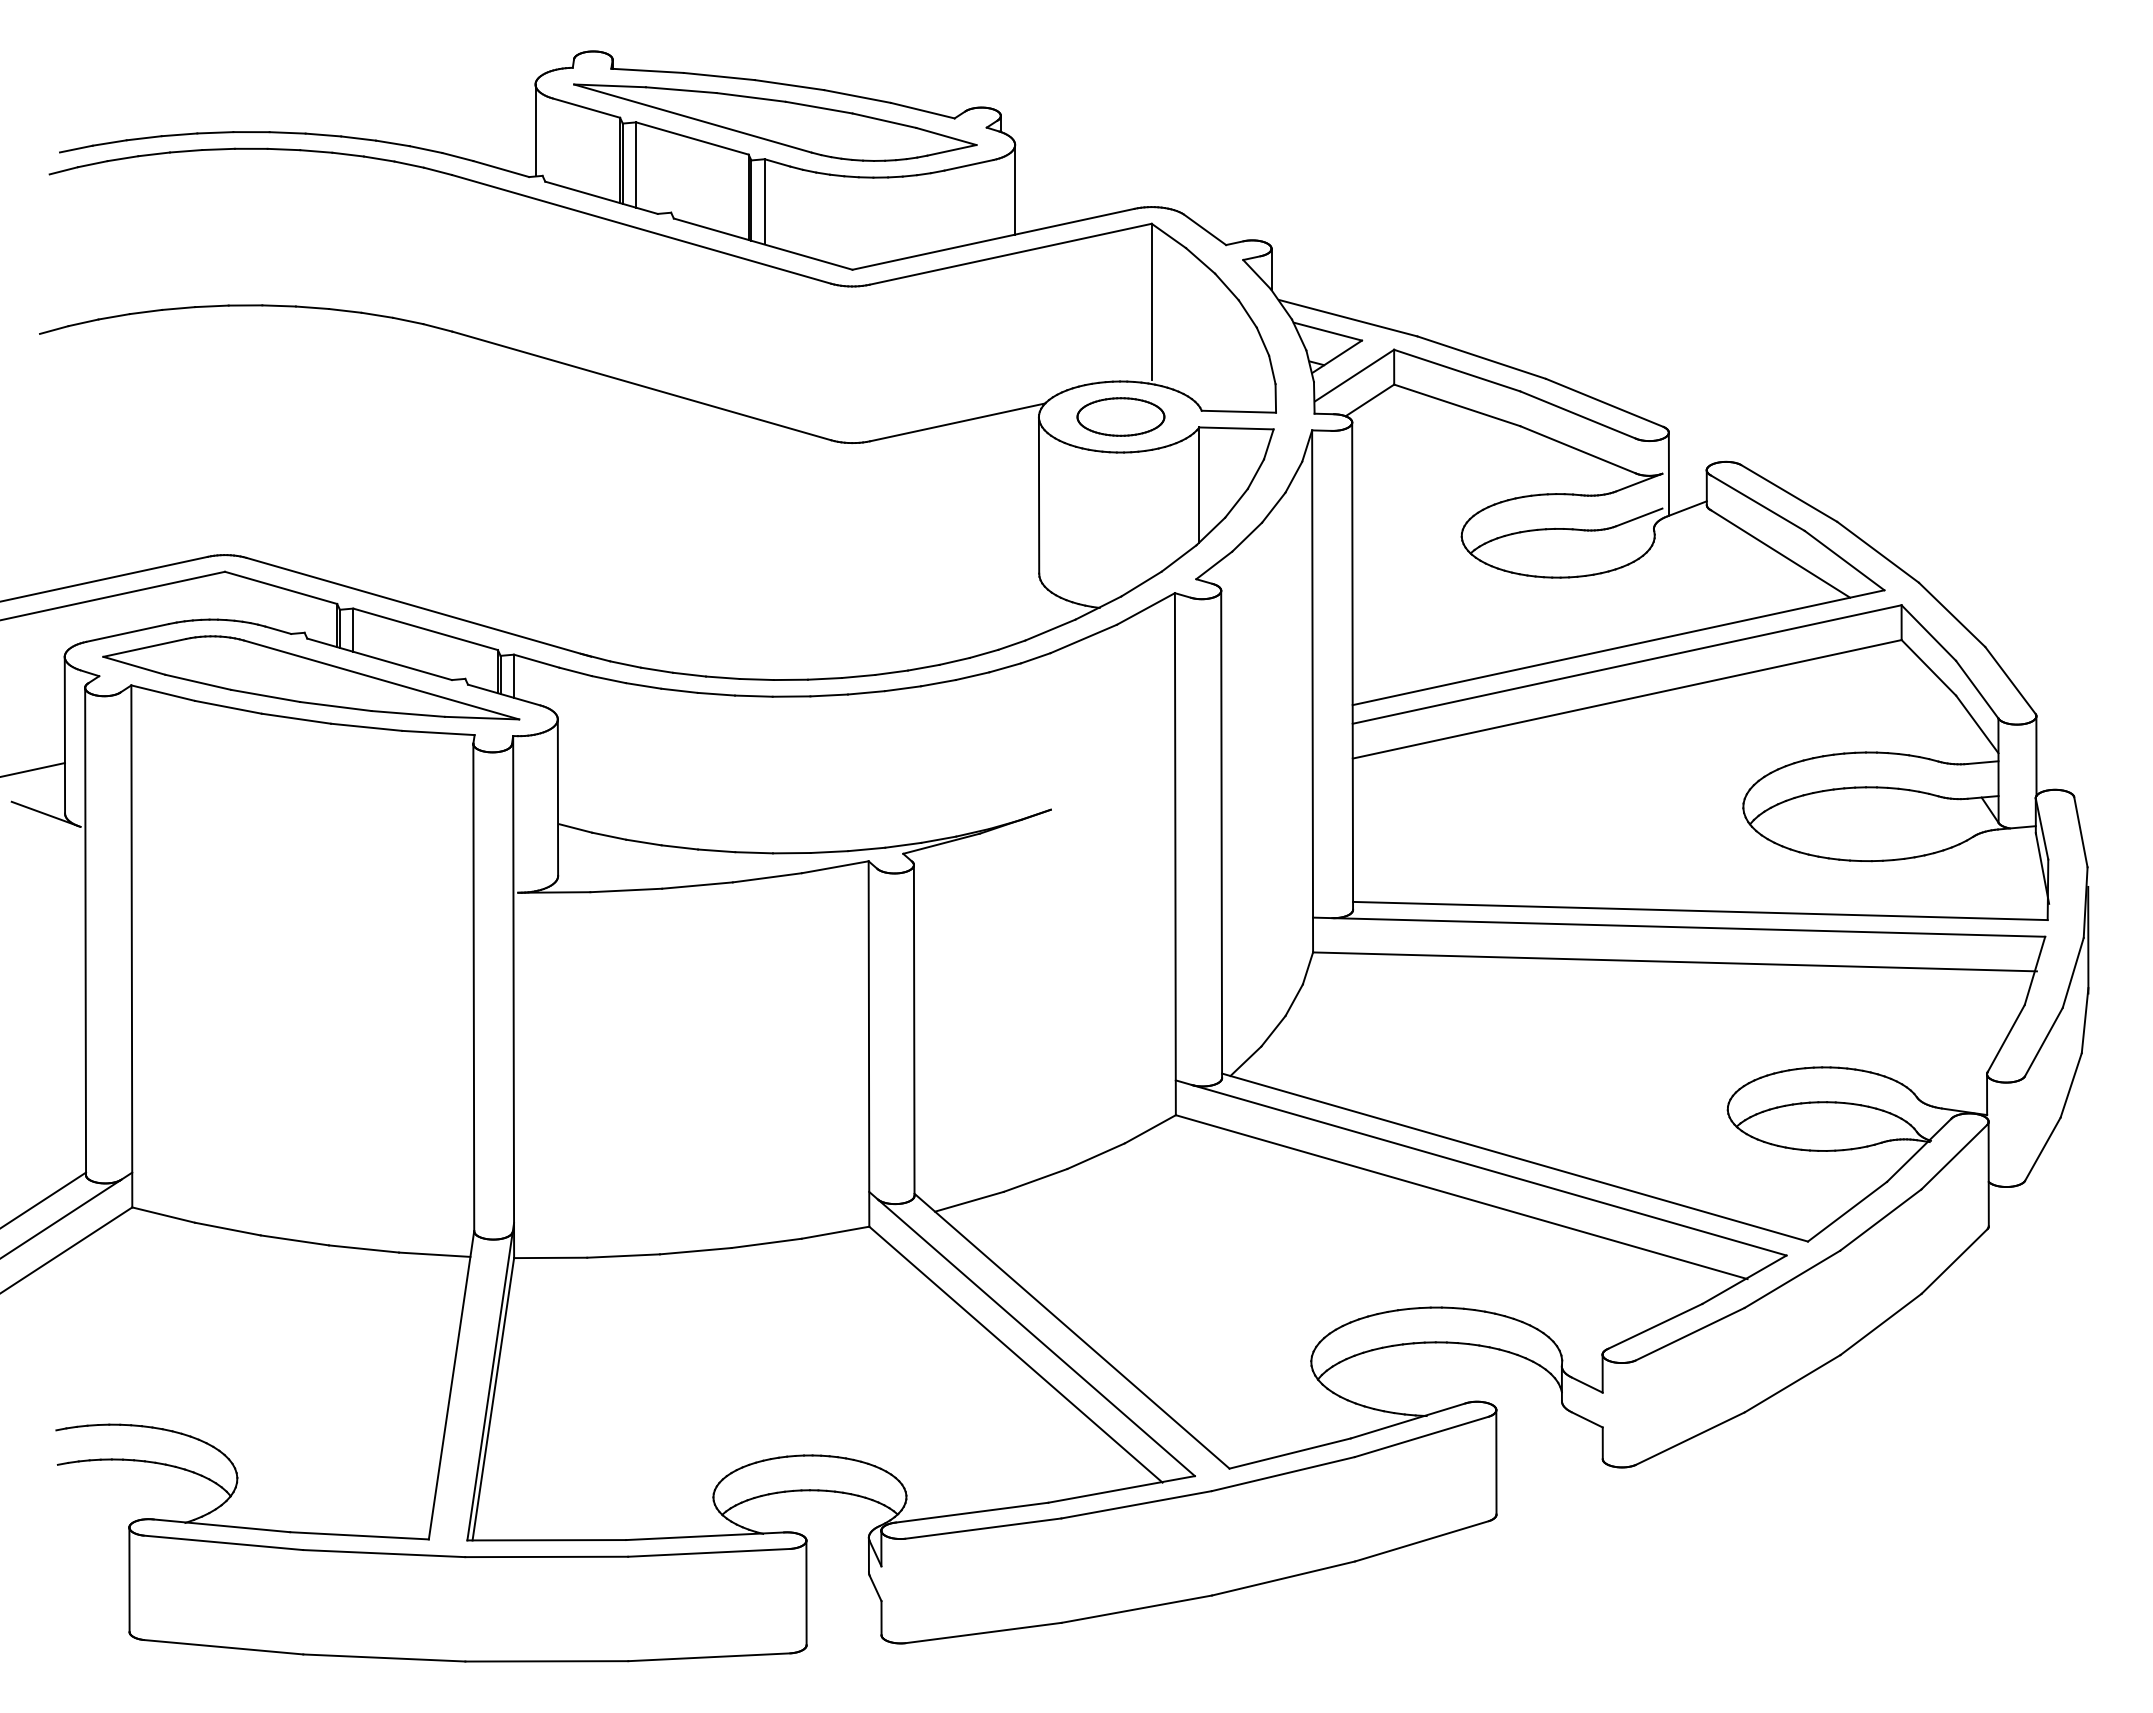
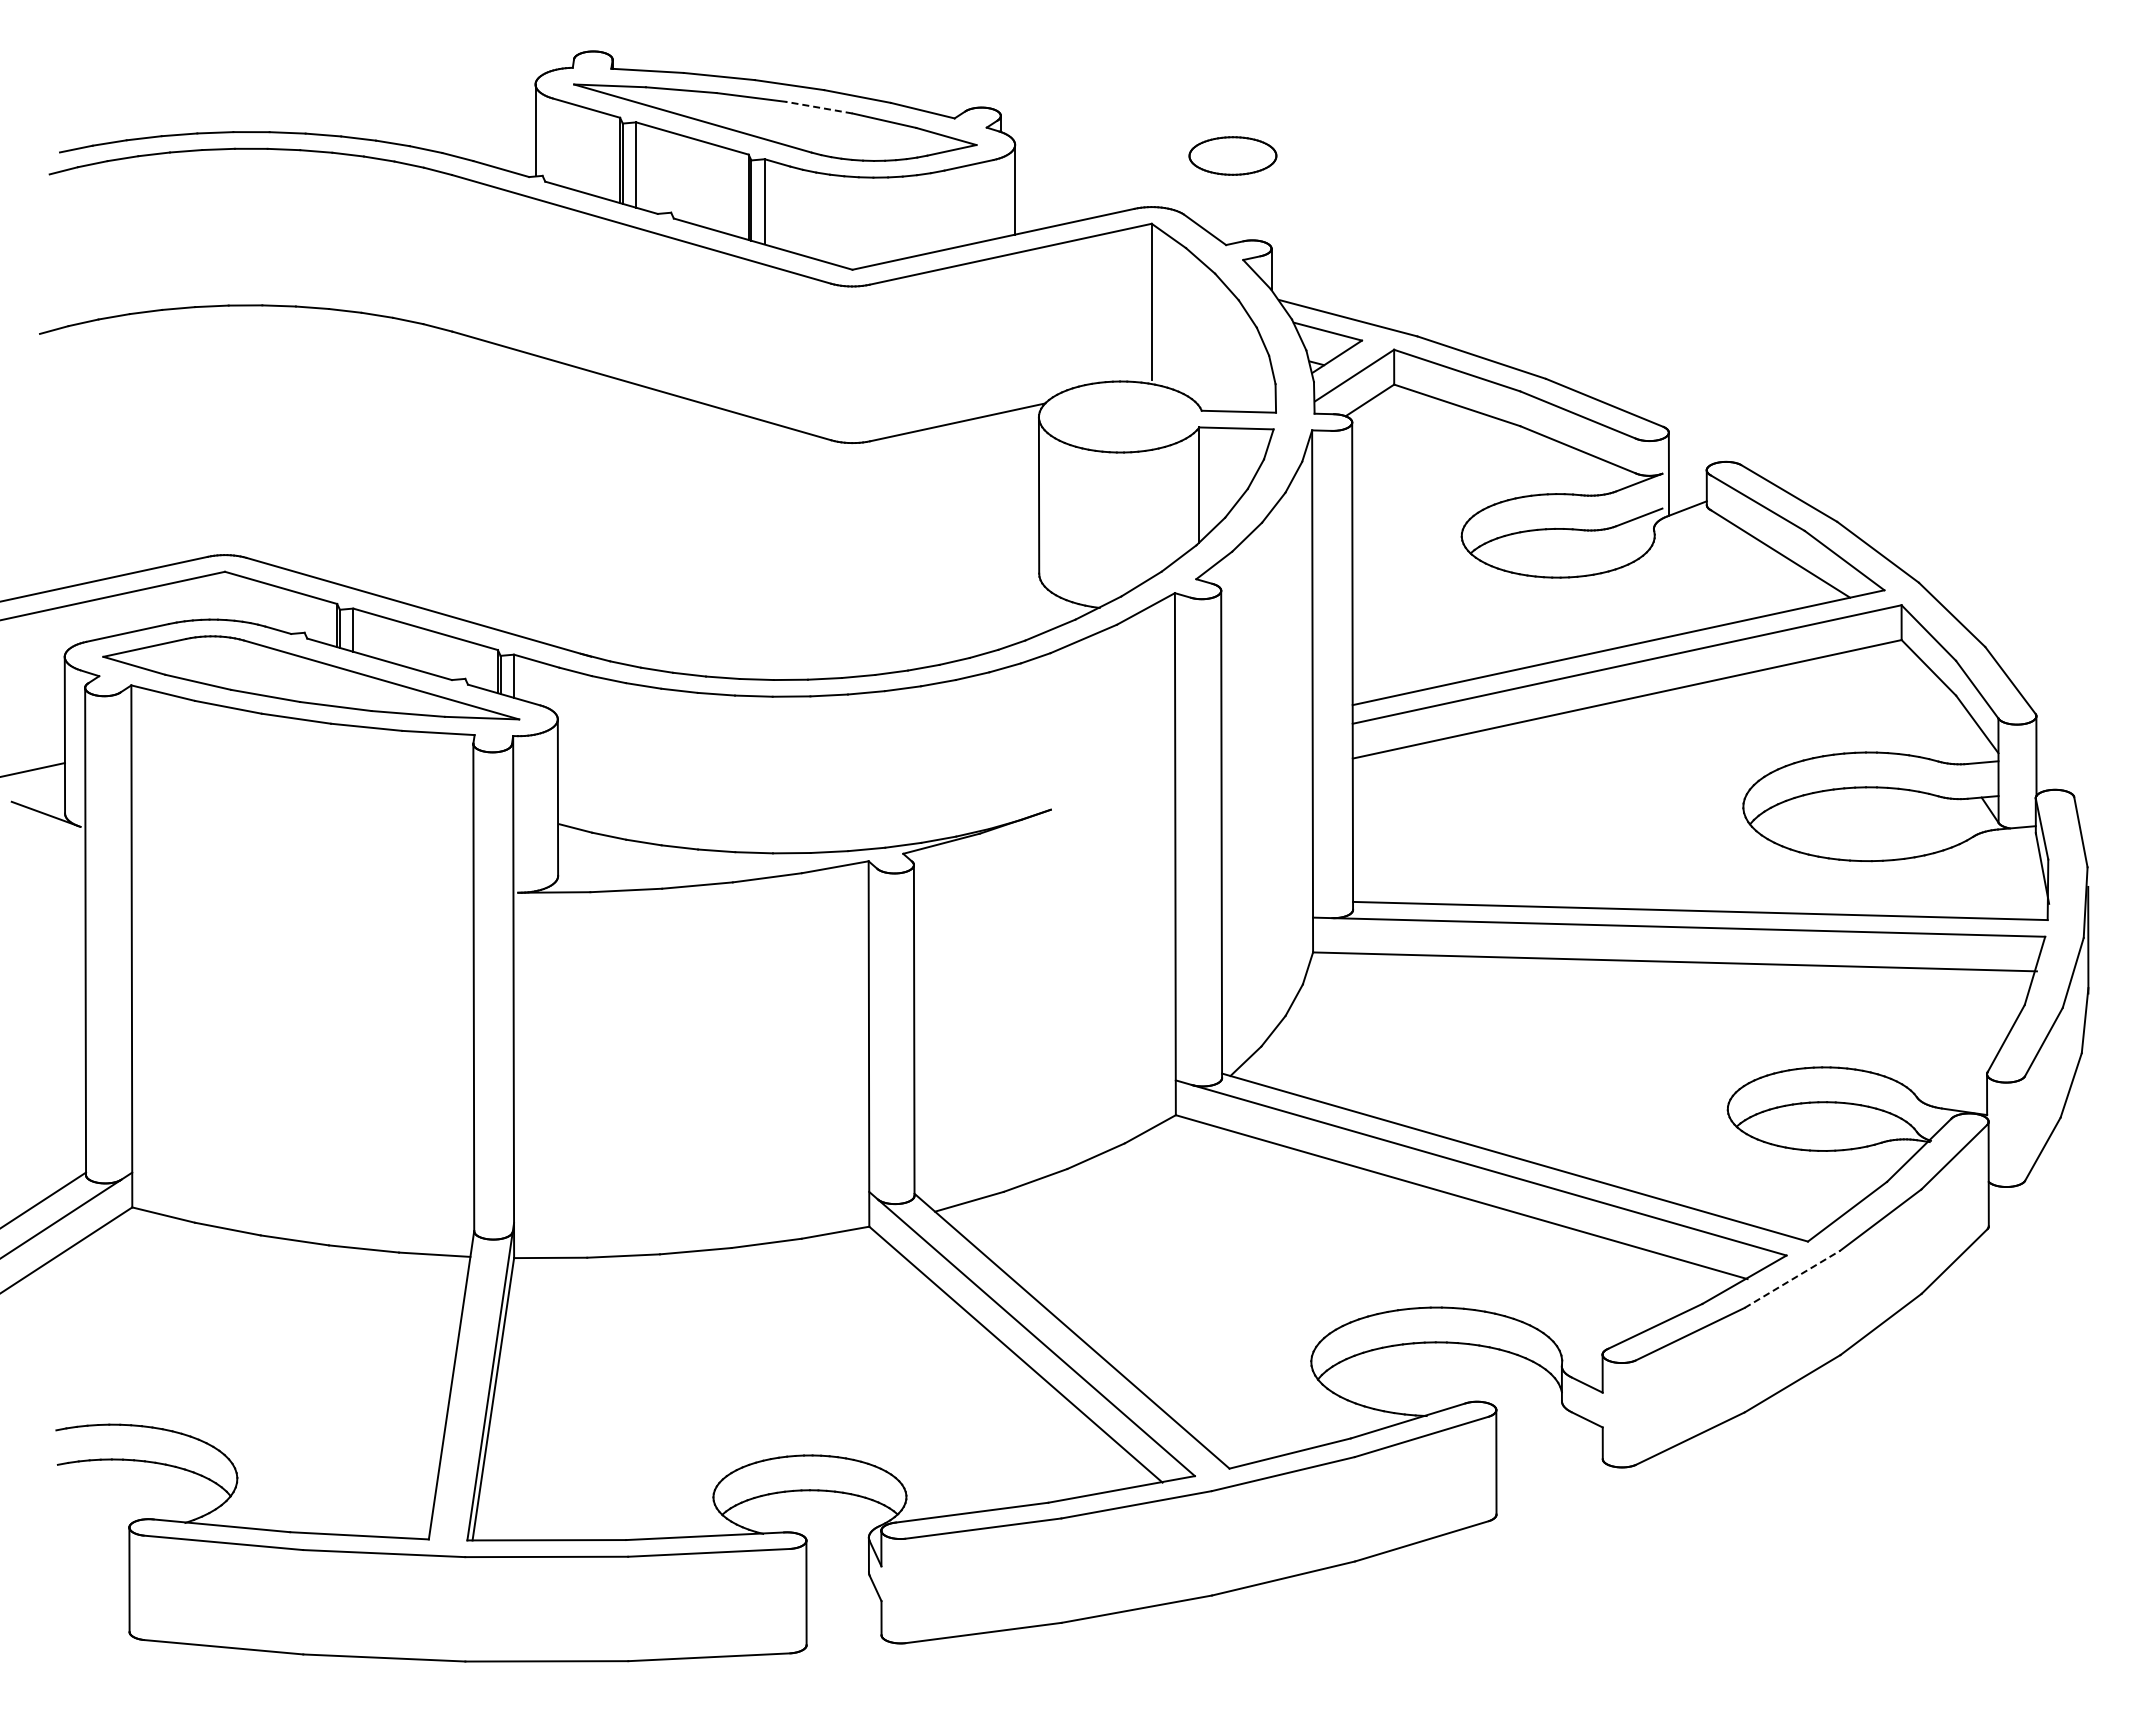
line: solid -> dashed (819, 107)
part position: (1120, 416) -> (1232, 155) (1232, 155)
line: solid -> dashed (1792, 1279)
